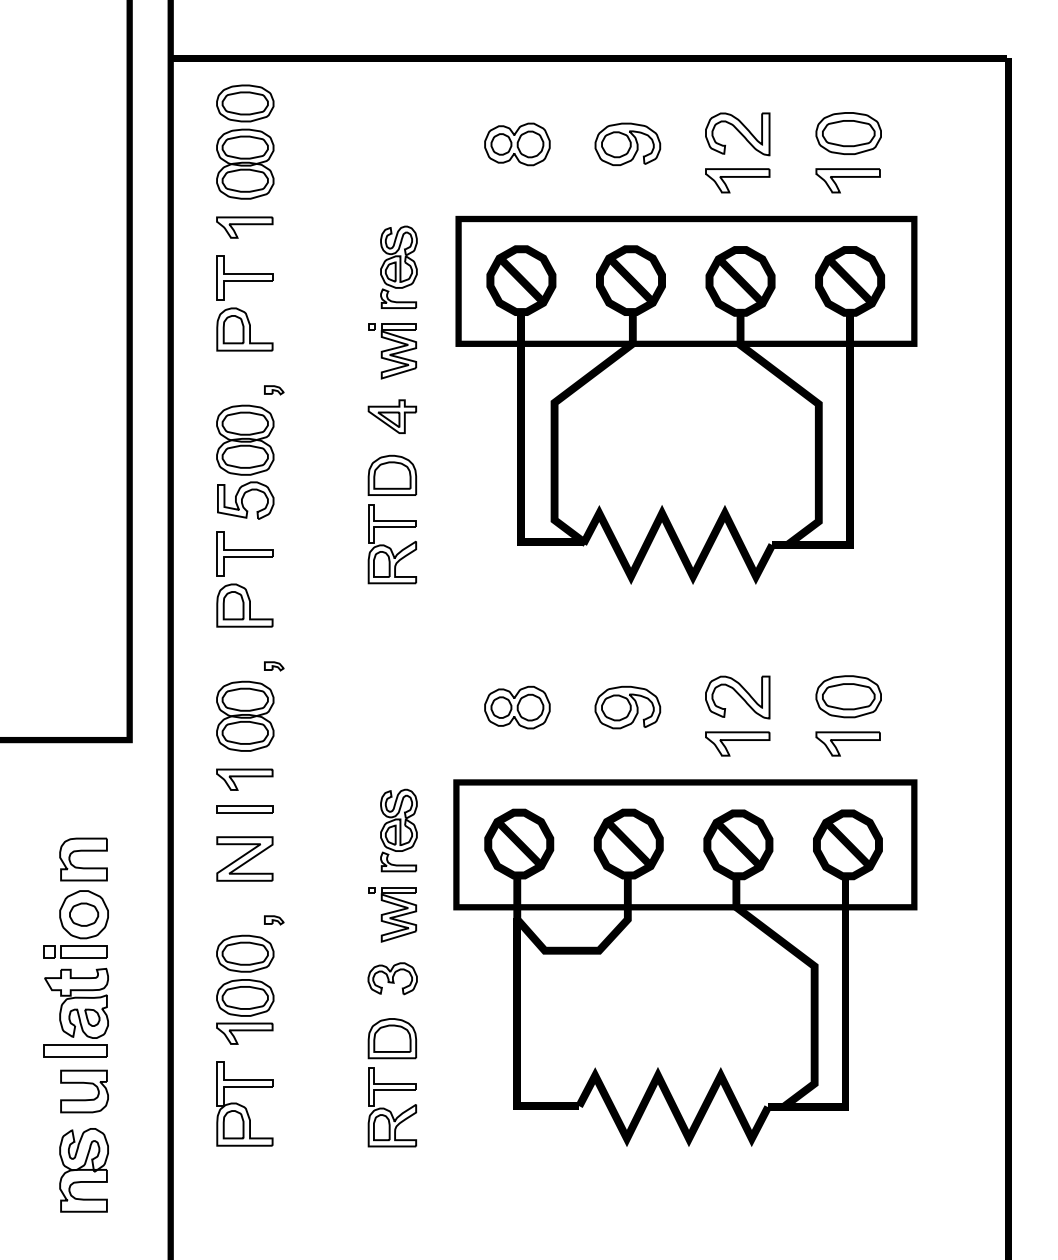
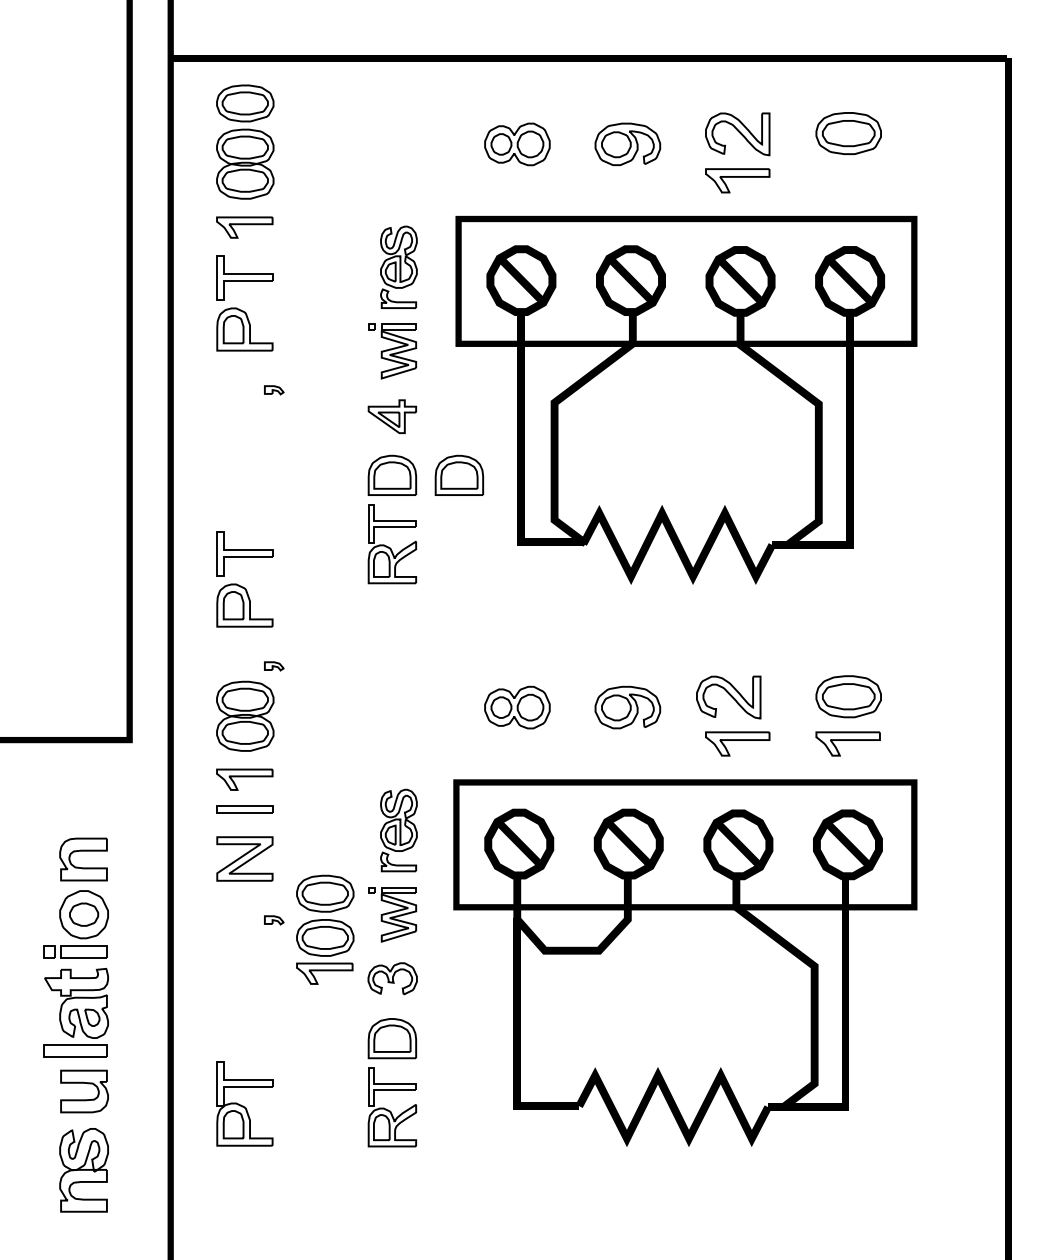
part: present -> none (847, 180)
part: present -> none (245, 461)
part: none -> present (459, 474)
part position: (737, 697) -> (728, 697) (728, 697)
part position: (245, 989) -> (325, 929) (325, 929)
